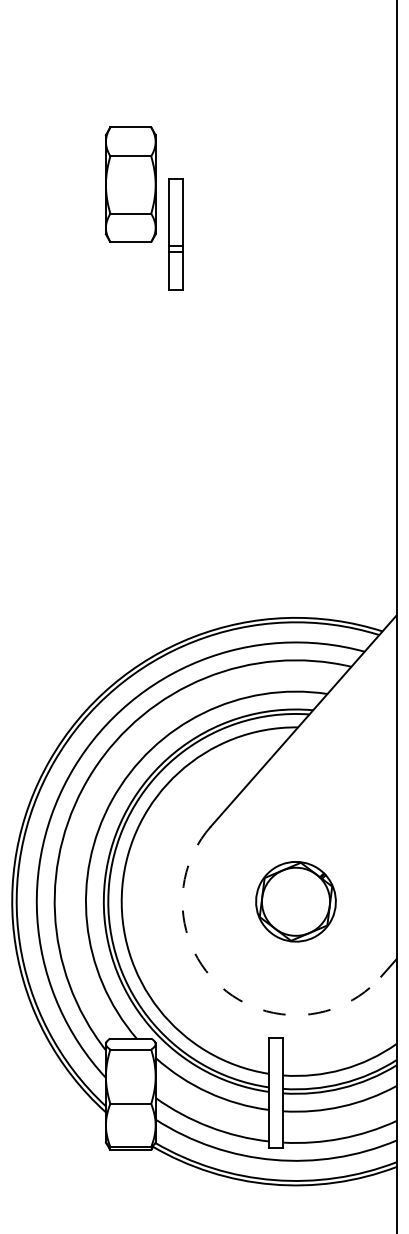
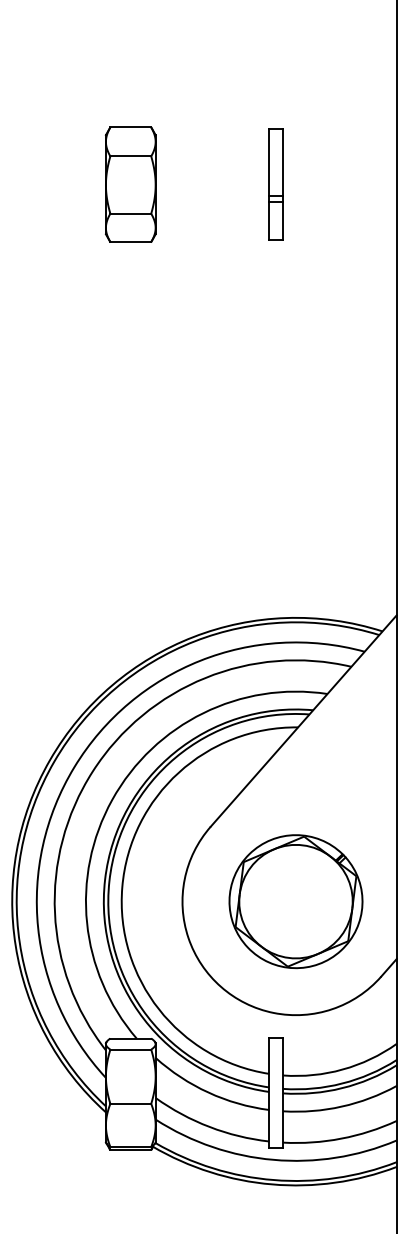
part position: (175, 234) -> (275, 184) (275, 184)
part size: 82x82 px -> 136x136 px (295, 901)
arc: dashed -> solid (221, 986)
